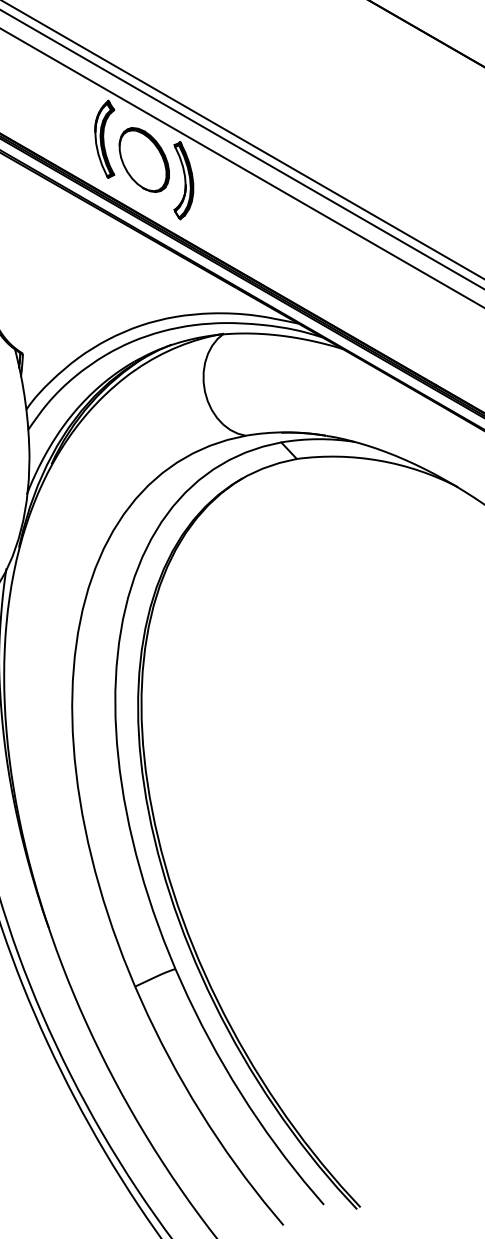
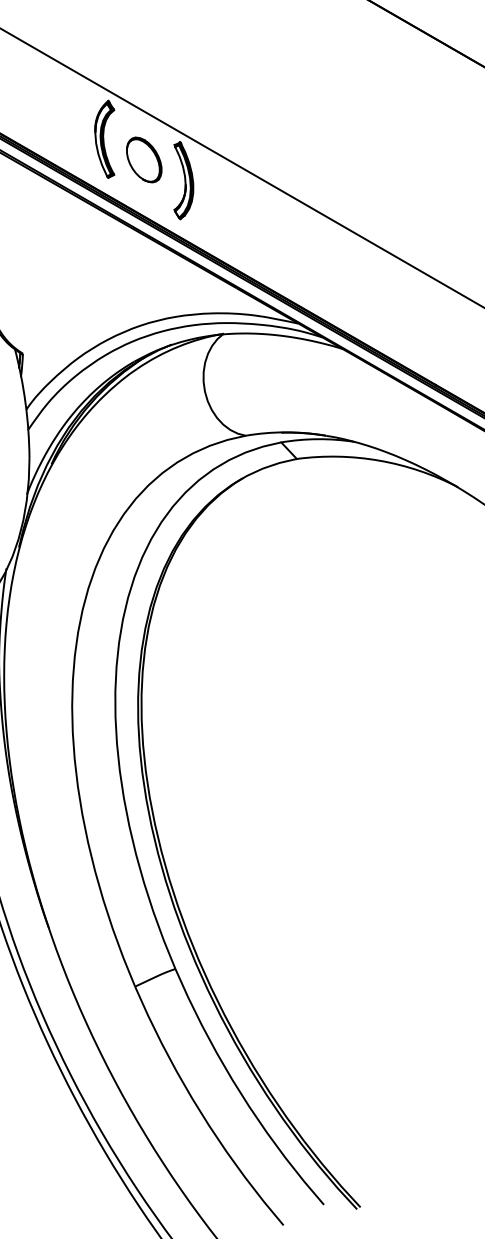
line: present -> none (242, 139)
line: present -> none (241, 148)
part size: 52x66 px -> 37x48 px (144, 159)
